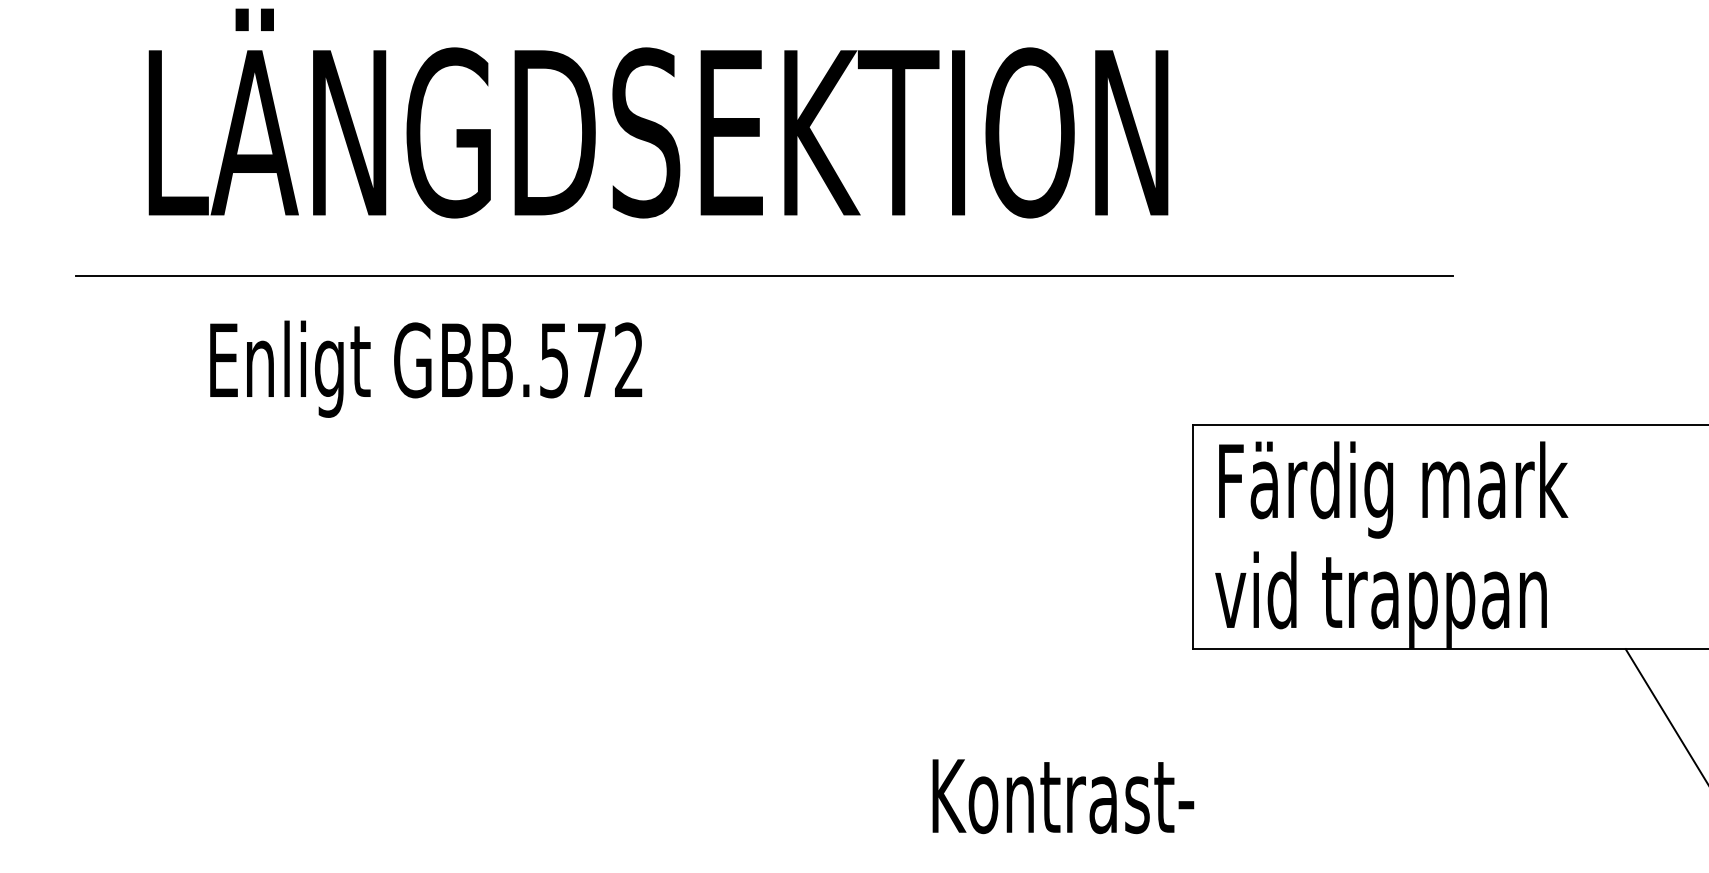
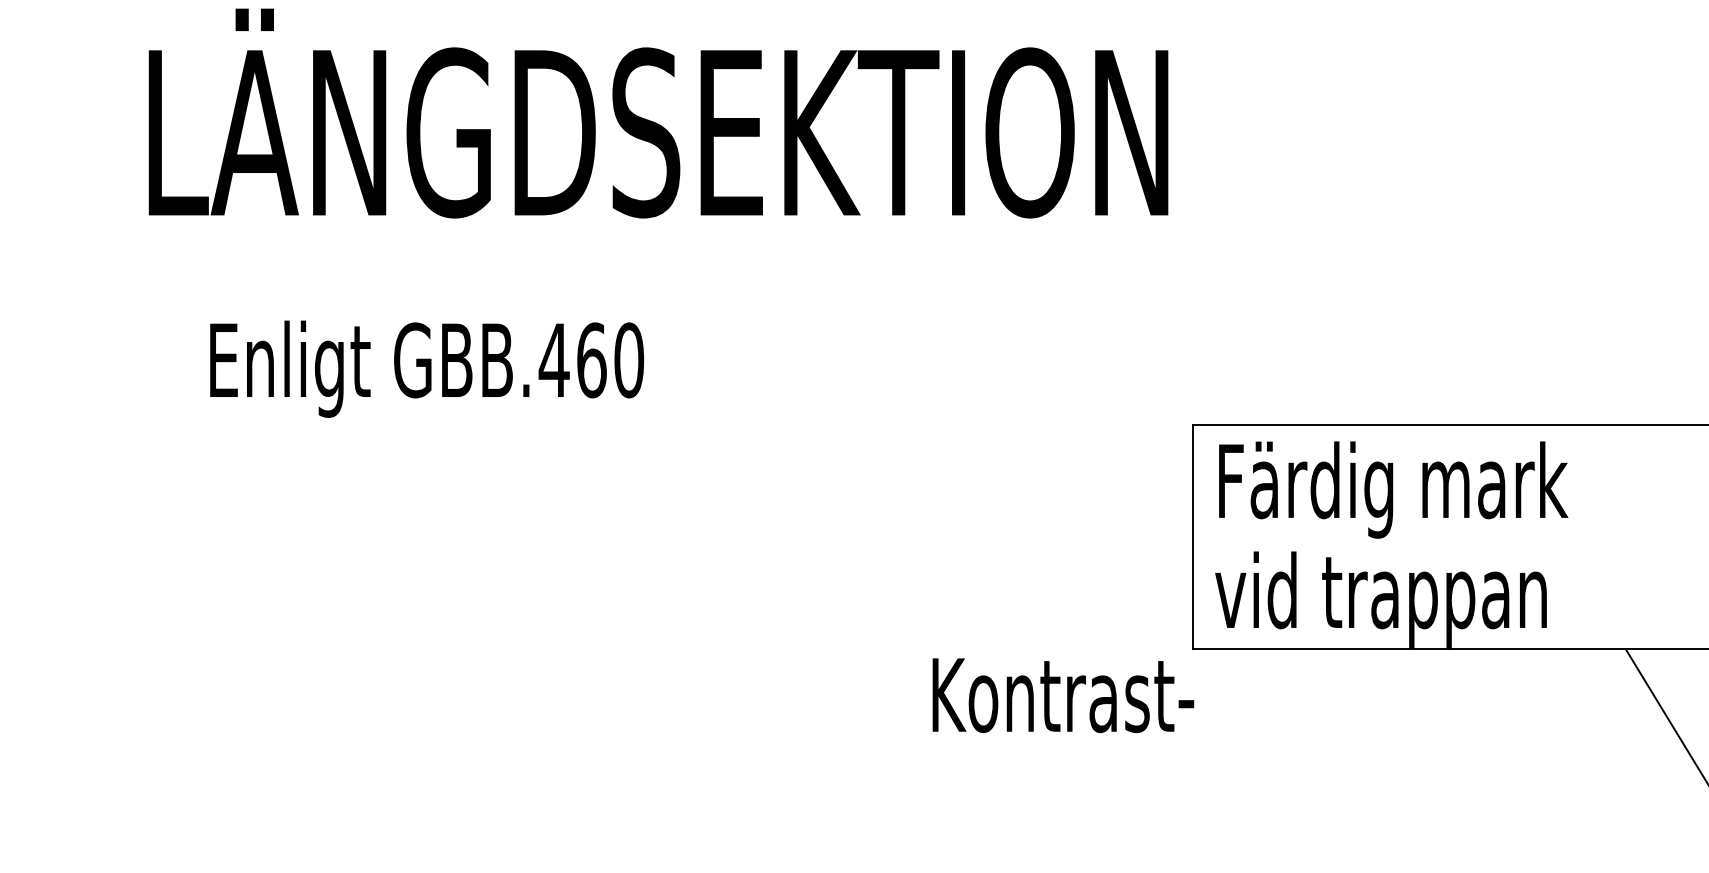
line: present -> none (764, 275)
text: GBB.572 -> GBB.460 (591, 360)
text position: (1063, 796) -> (1063, 695) (1063, 695)
